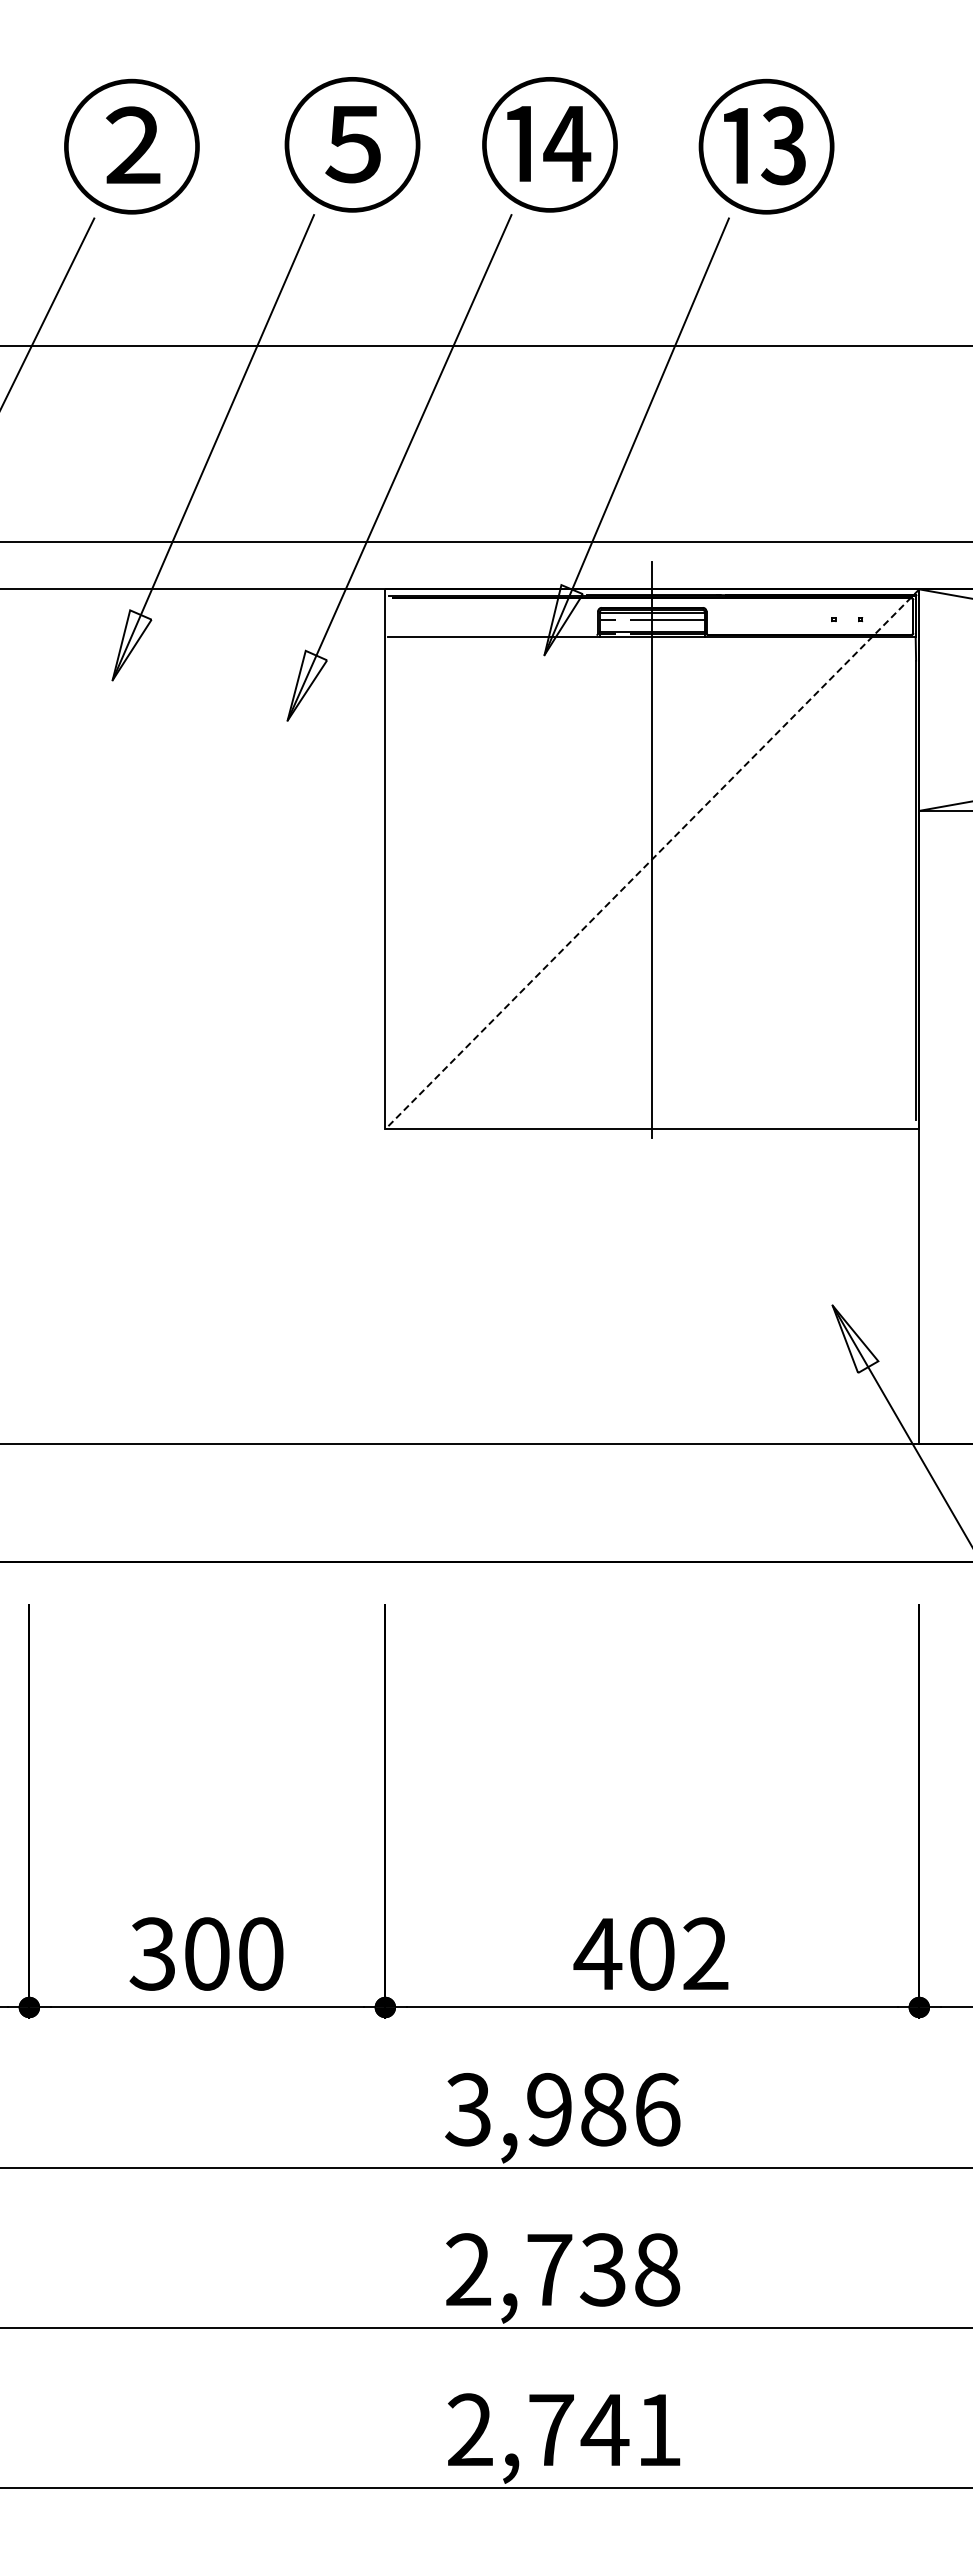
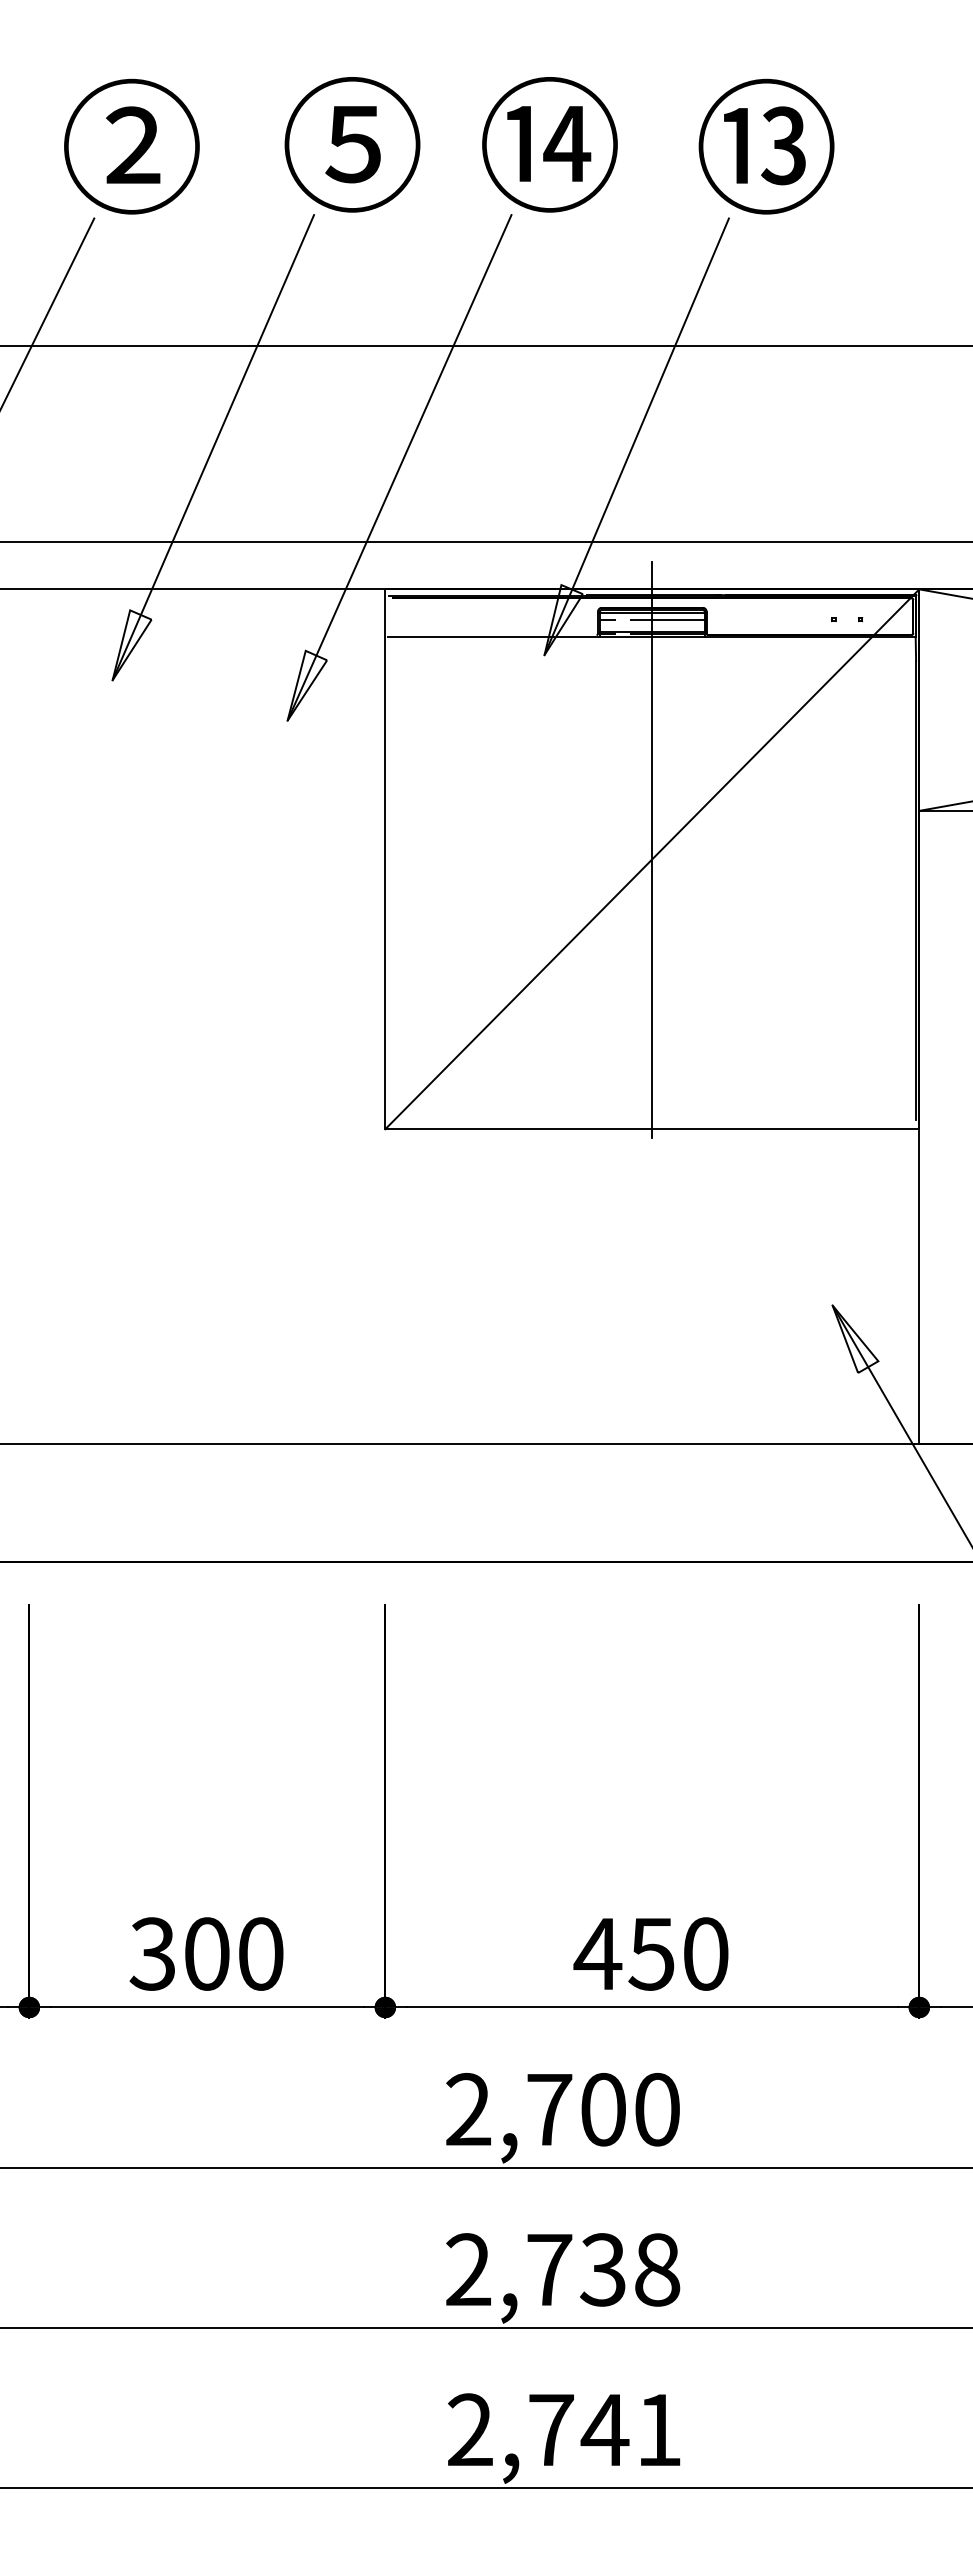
line: dashed -> solid (652, 859)
text: 402 -> 450 (678, 1953)
text: 3,986 -> 2,700 (562, 2109)
